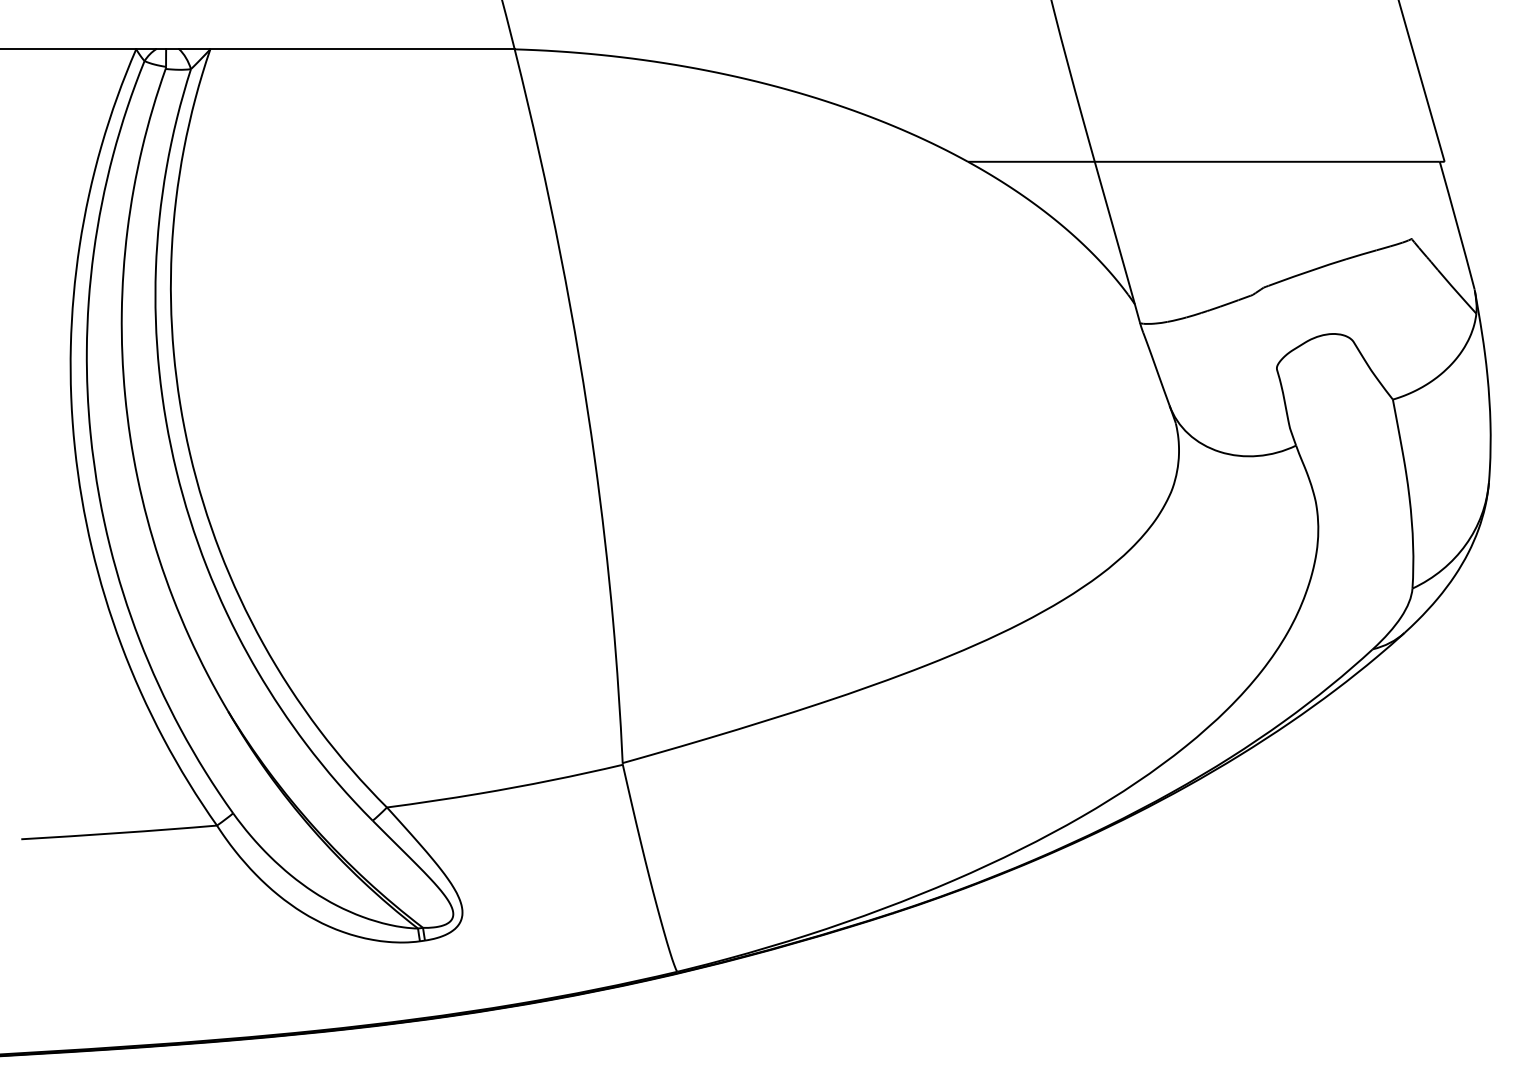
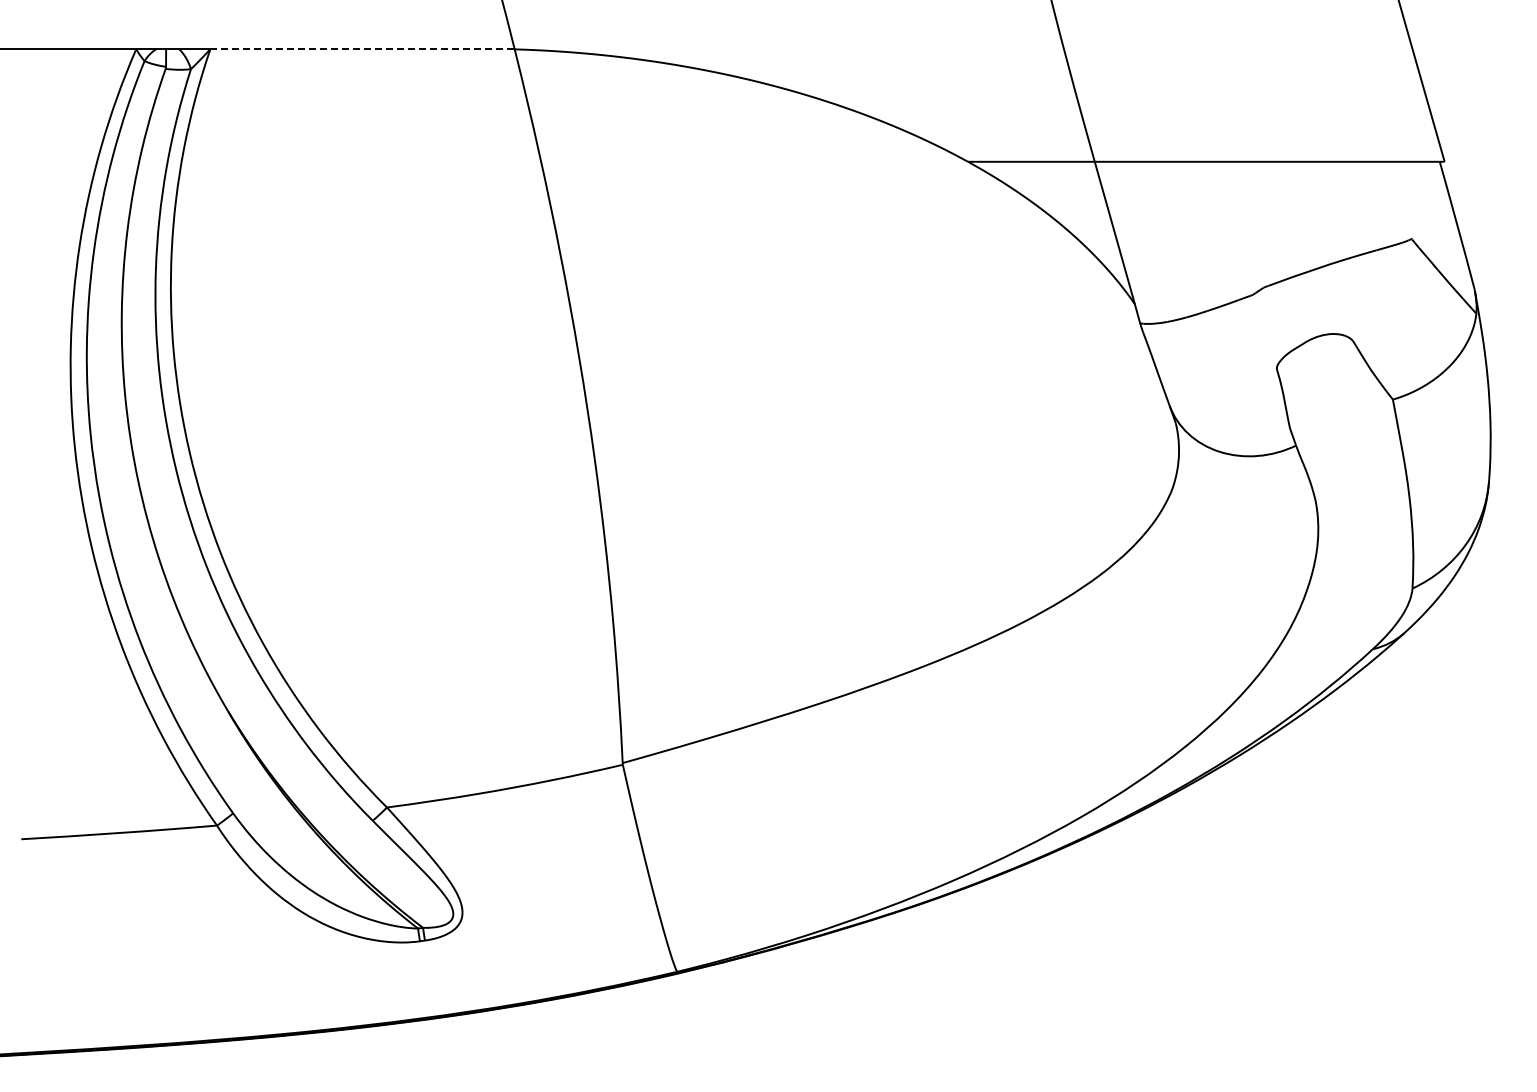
line: solid -> dashed (363, 49)
